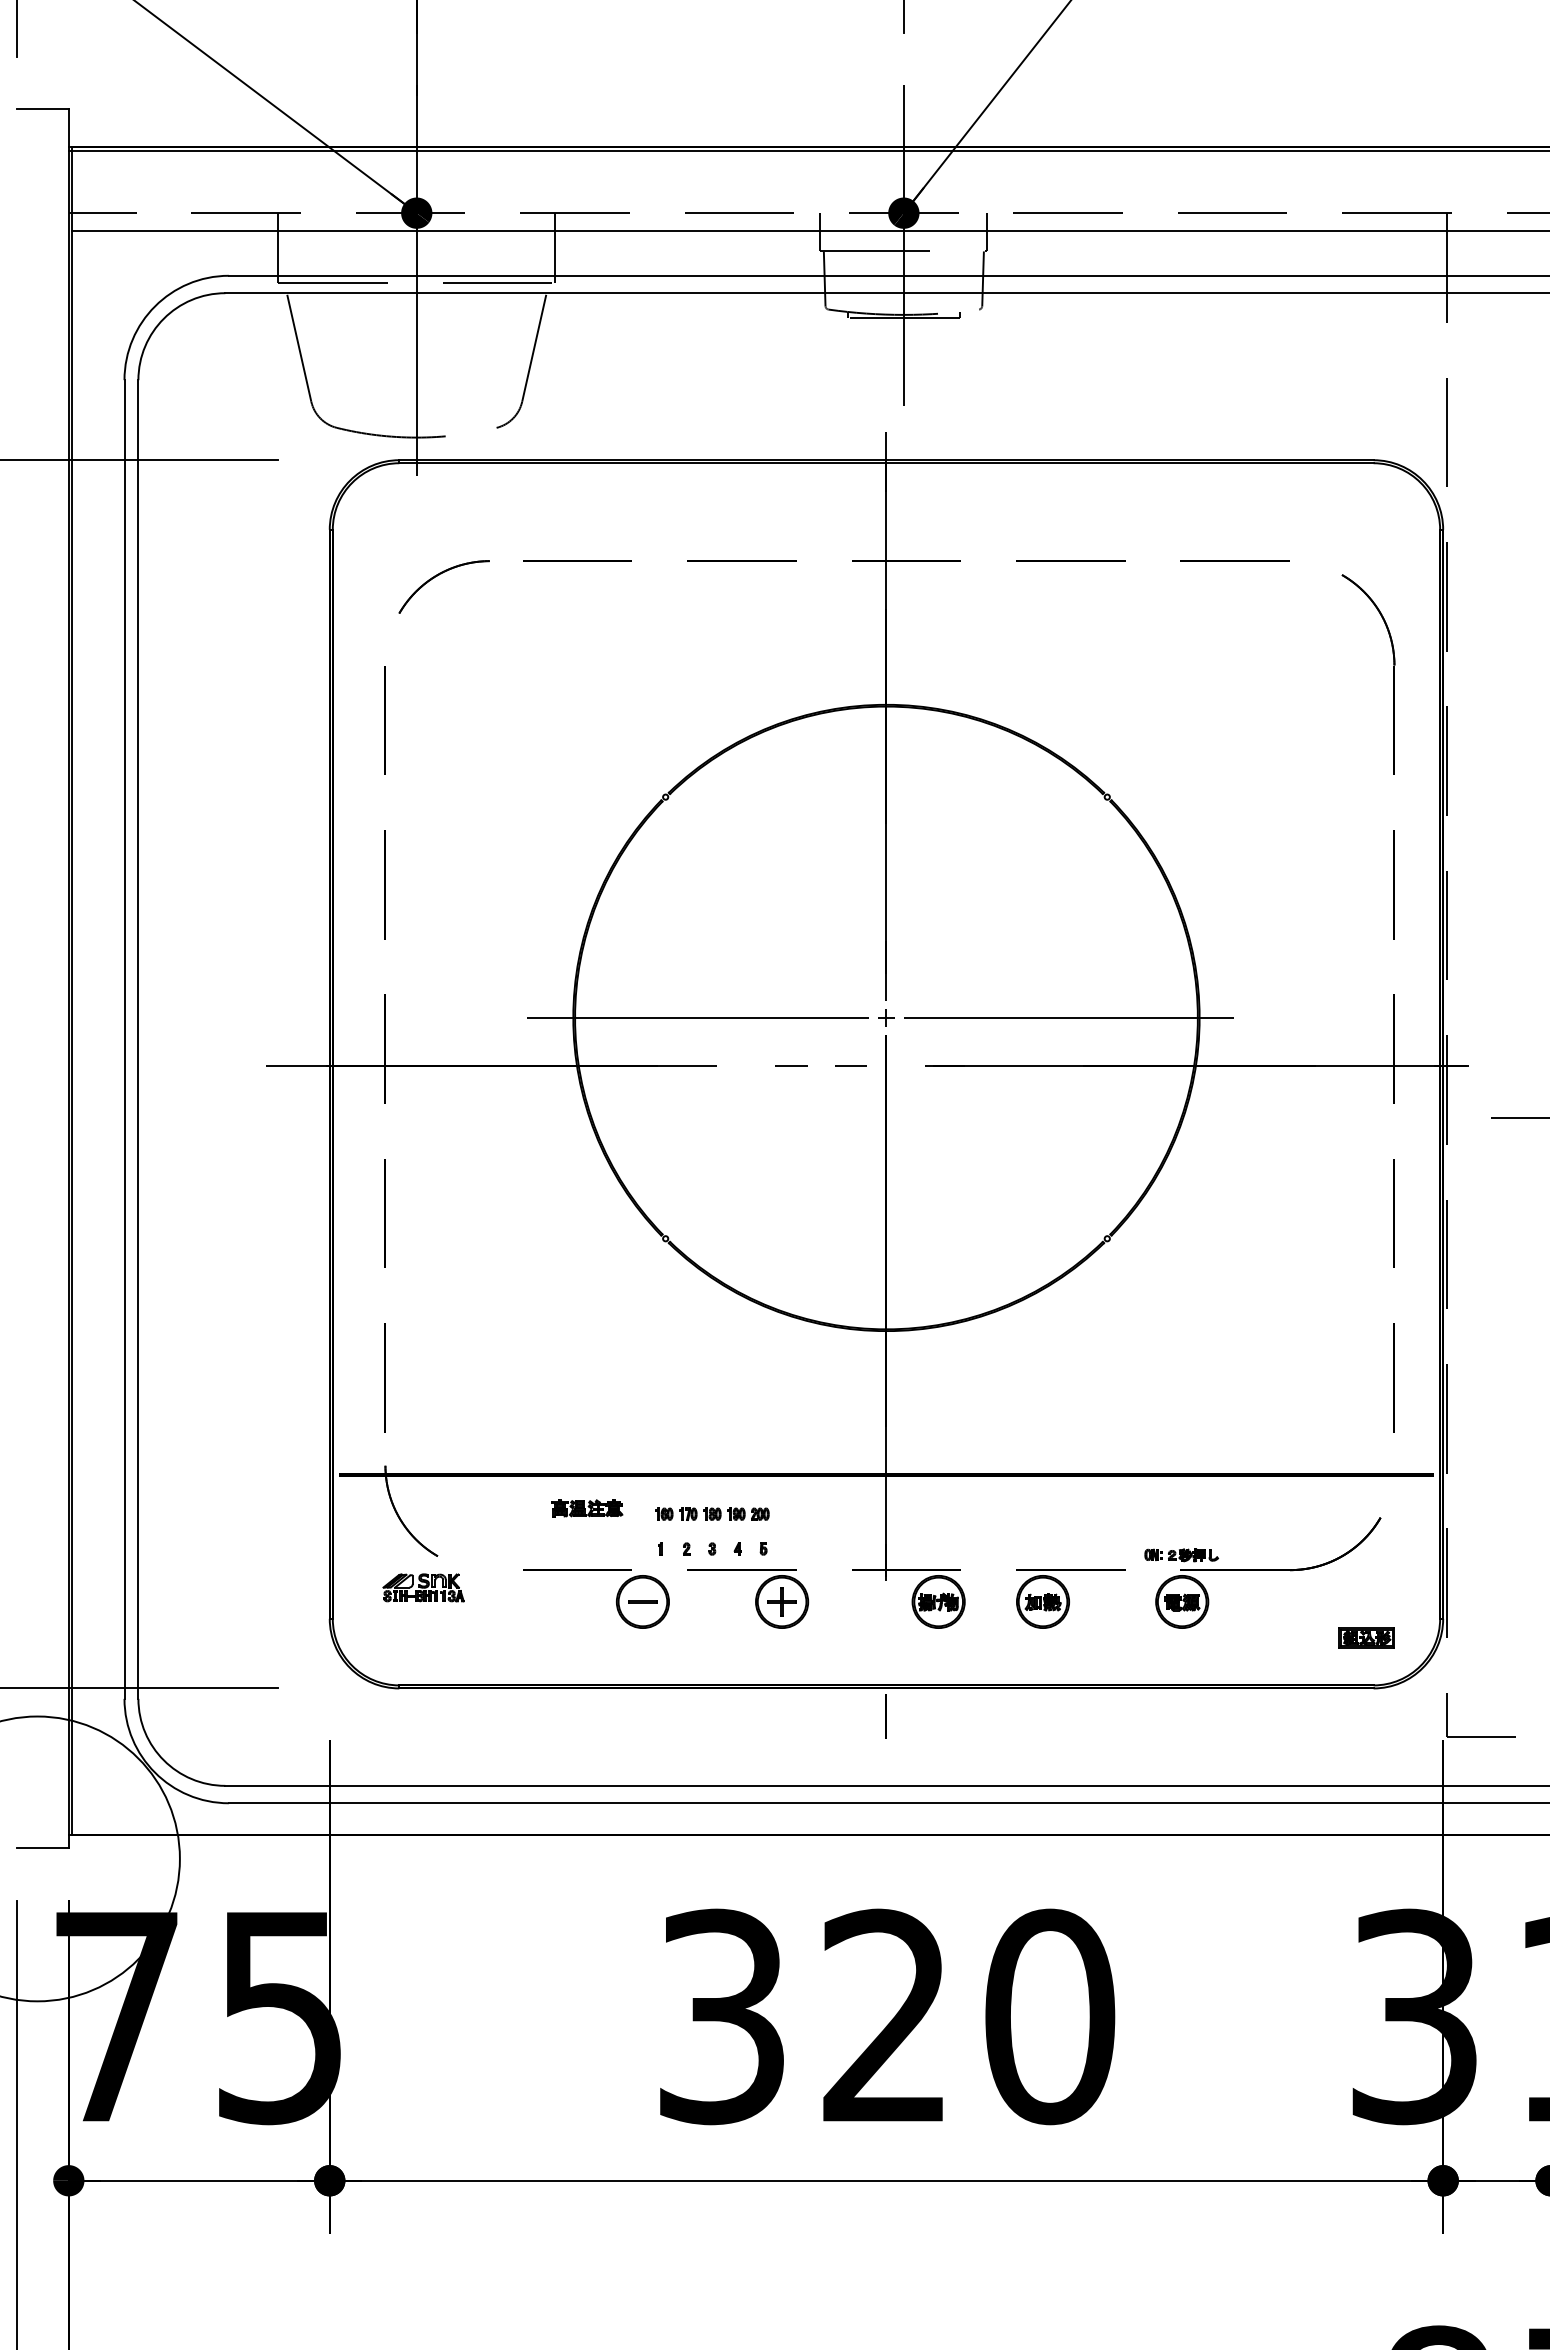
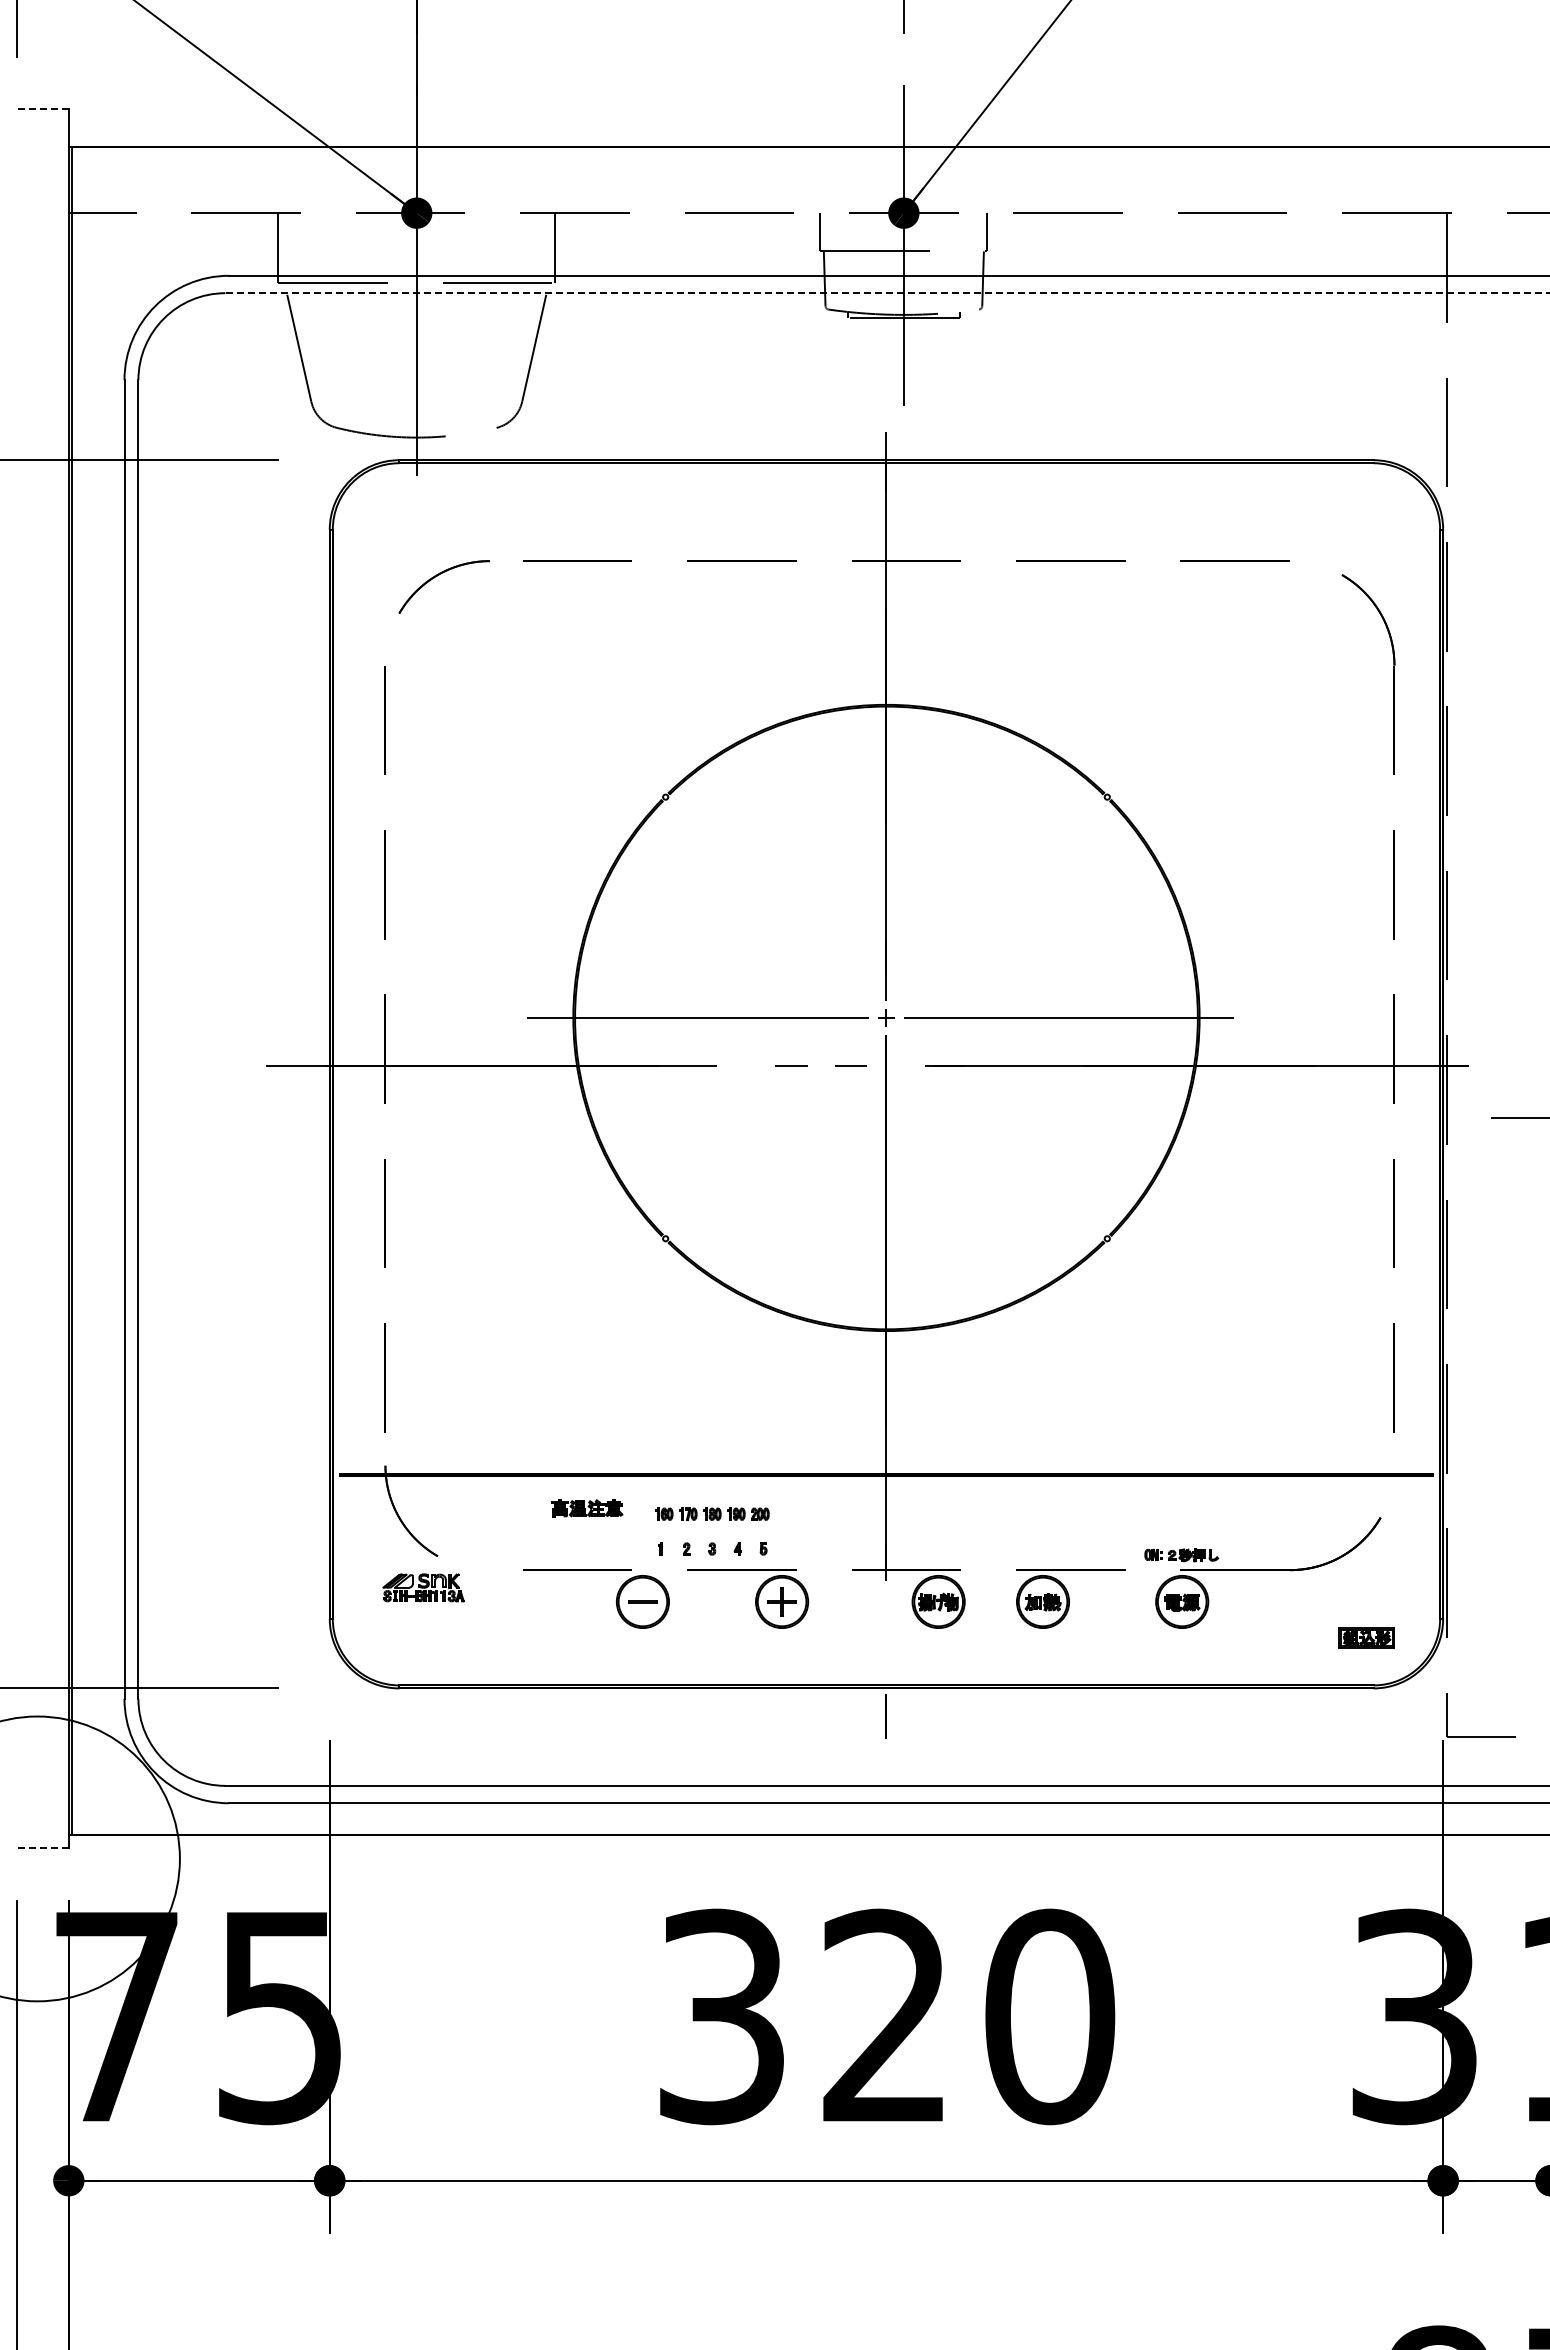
line: solid -> dashed (42, 108)
line: present -> none (807, 150)
line: present -> none (809, 230)
line: solid -> dashed (887, 293)
line: solid -> dashed (42, 1848)
